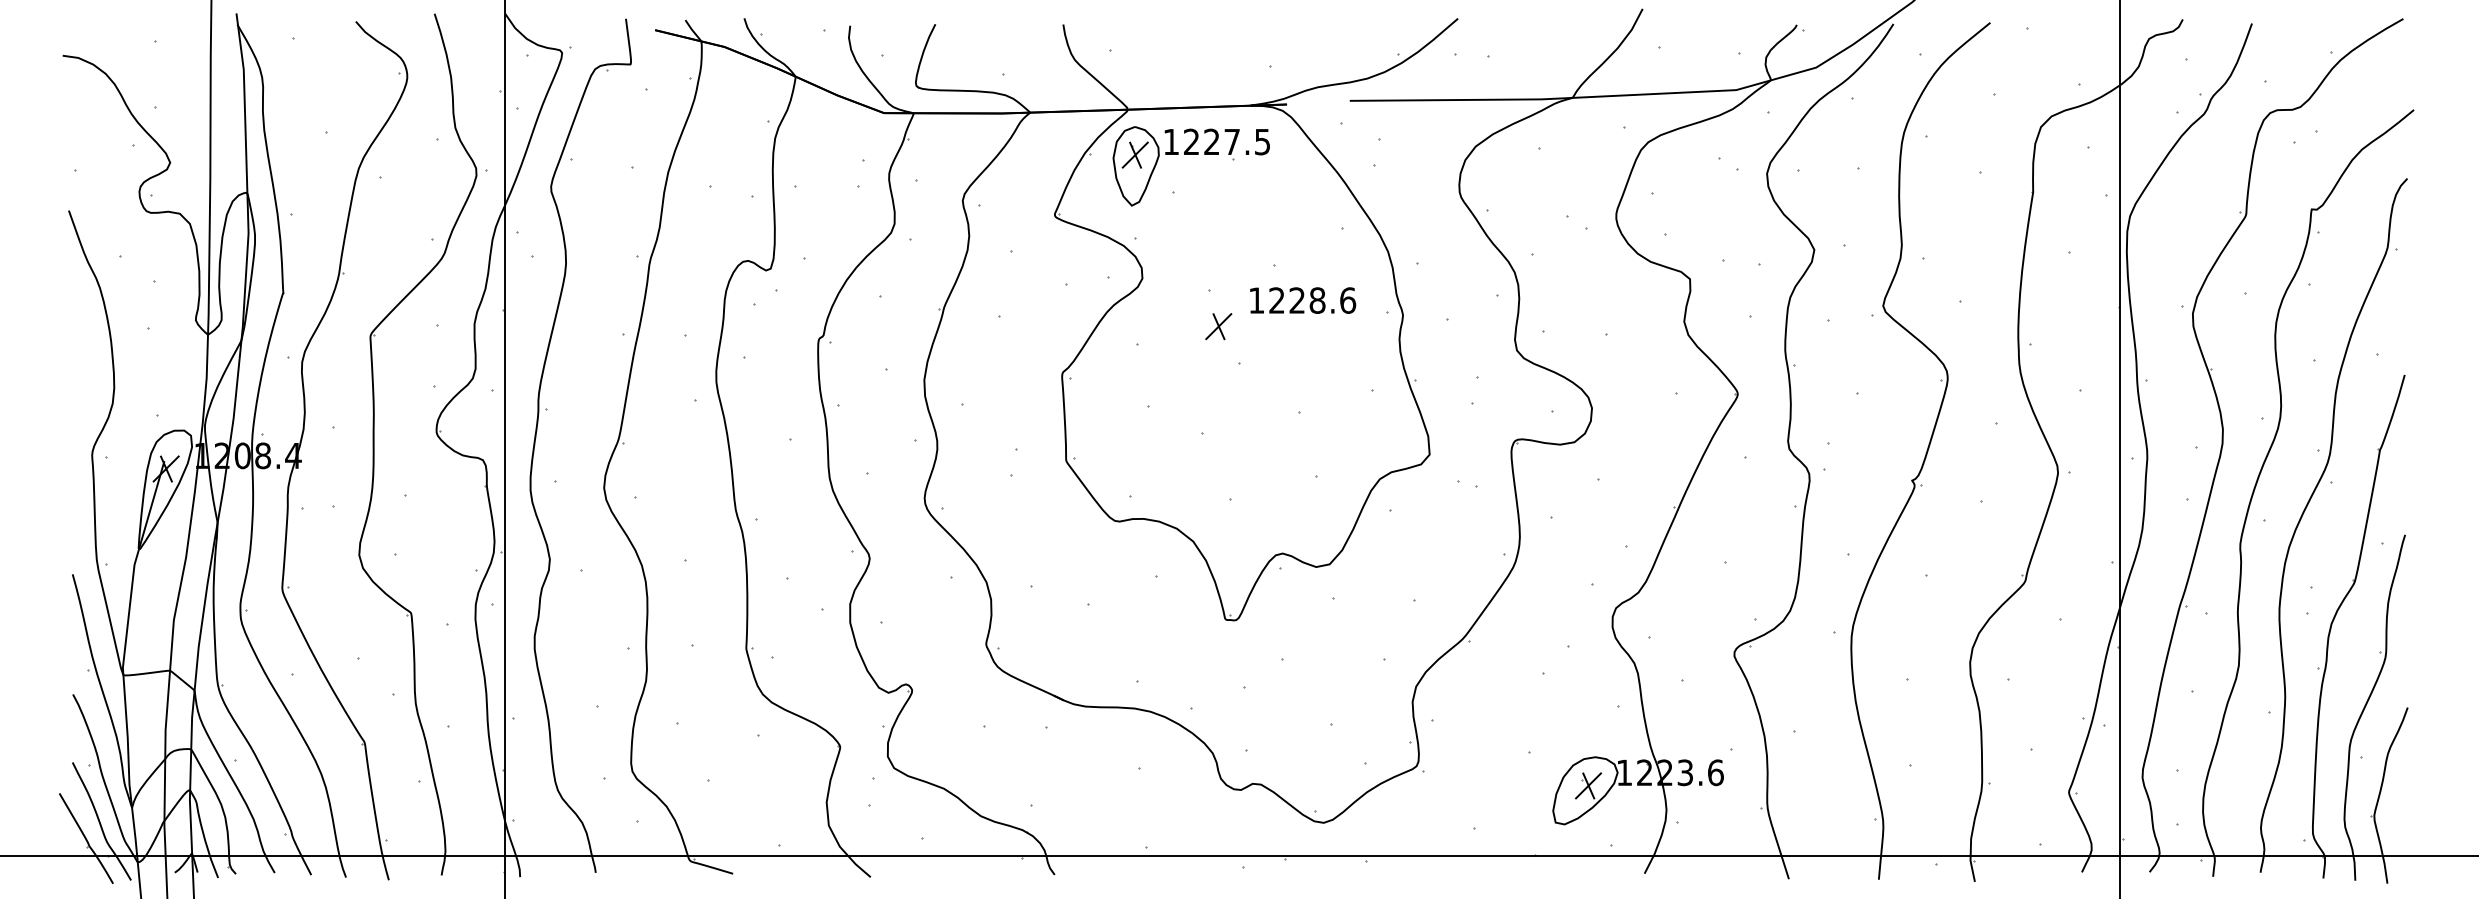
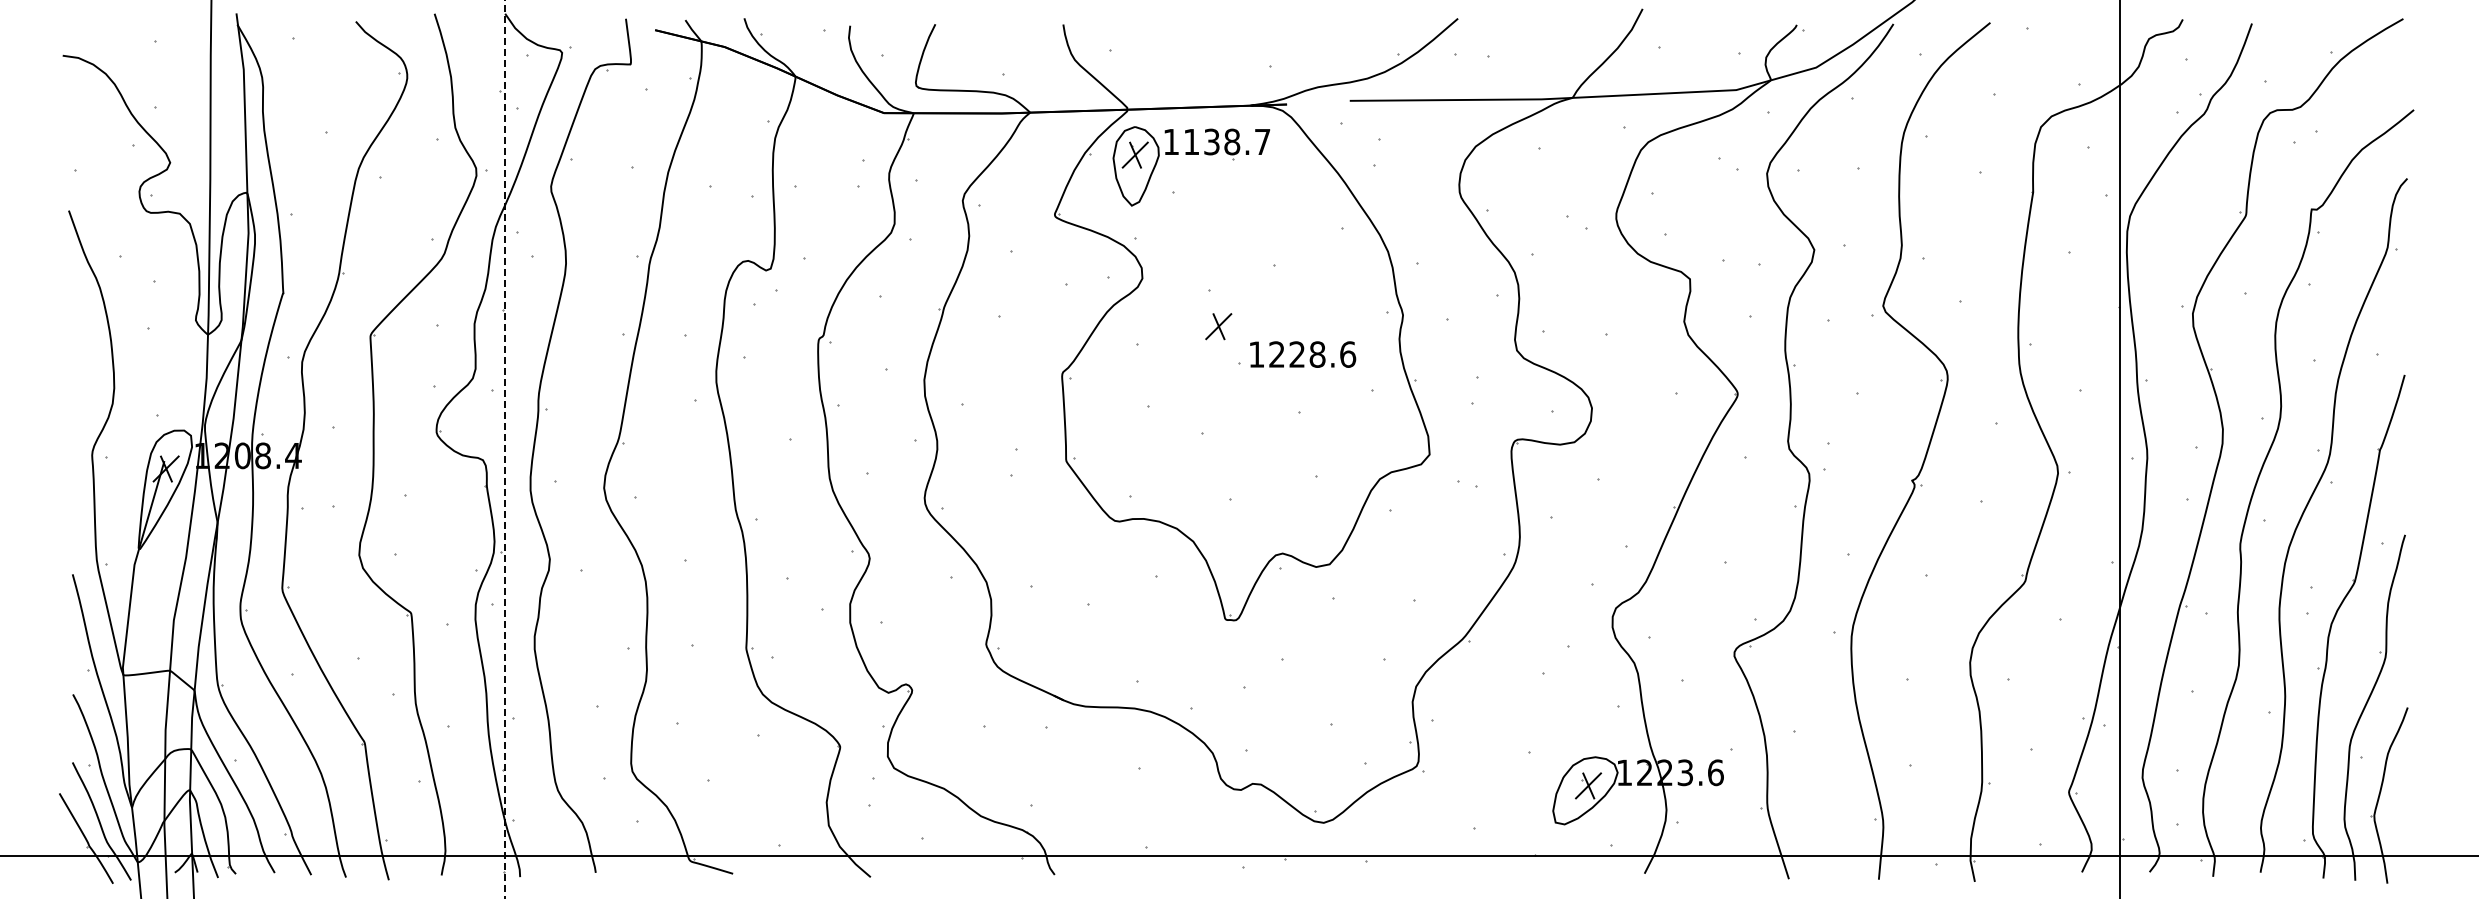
text: 1227.5 -> 1138.7 (1227, 141)
text position: (1303, 300) -> (1303, 354) (1303, 354)
line: solid -> dashed (504, 449)
